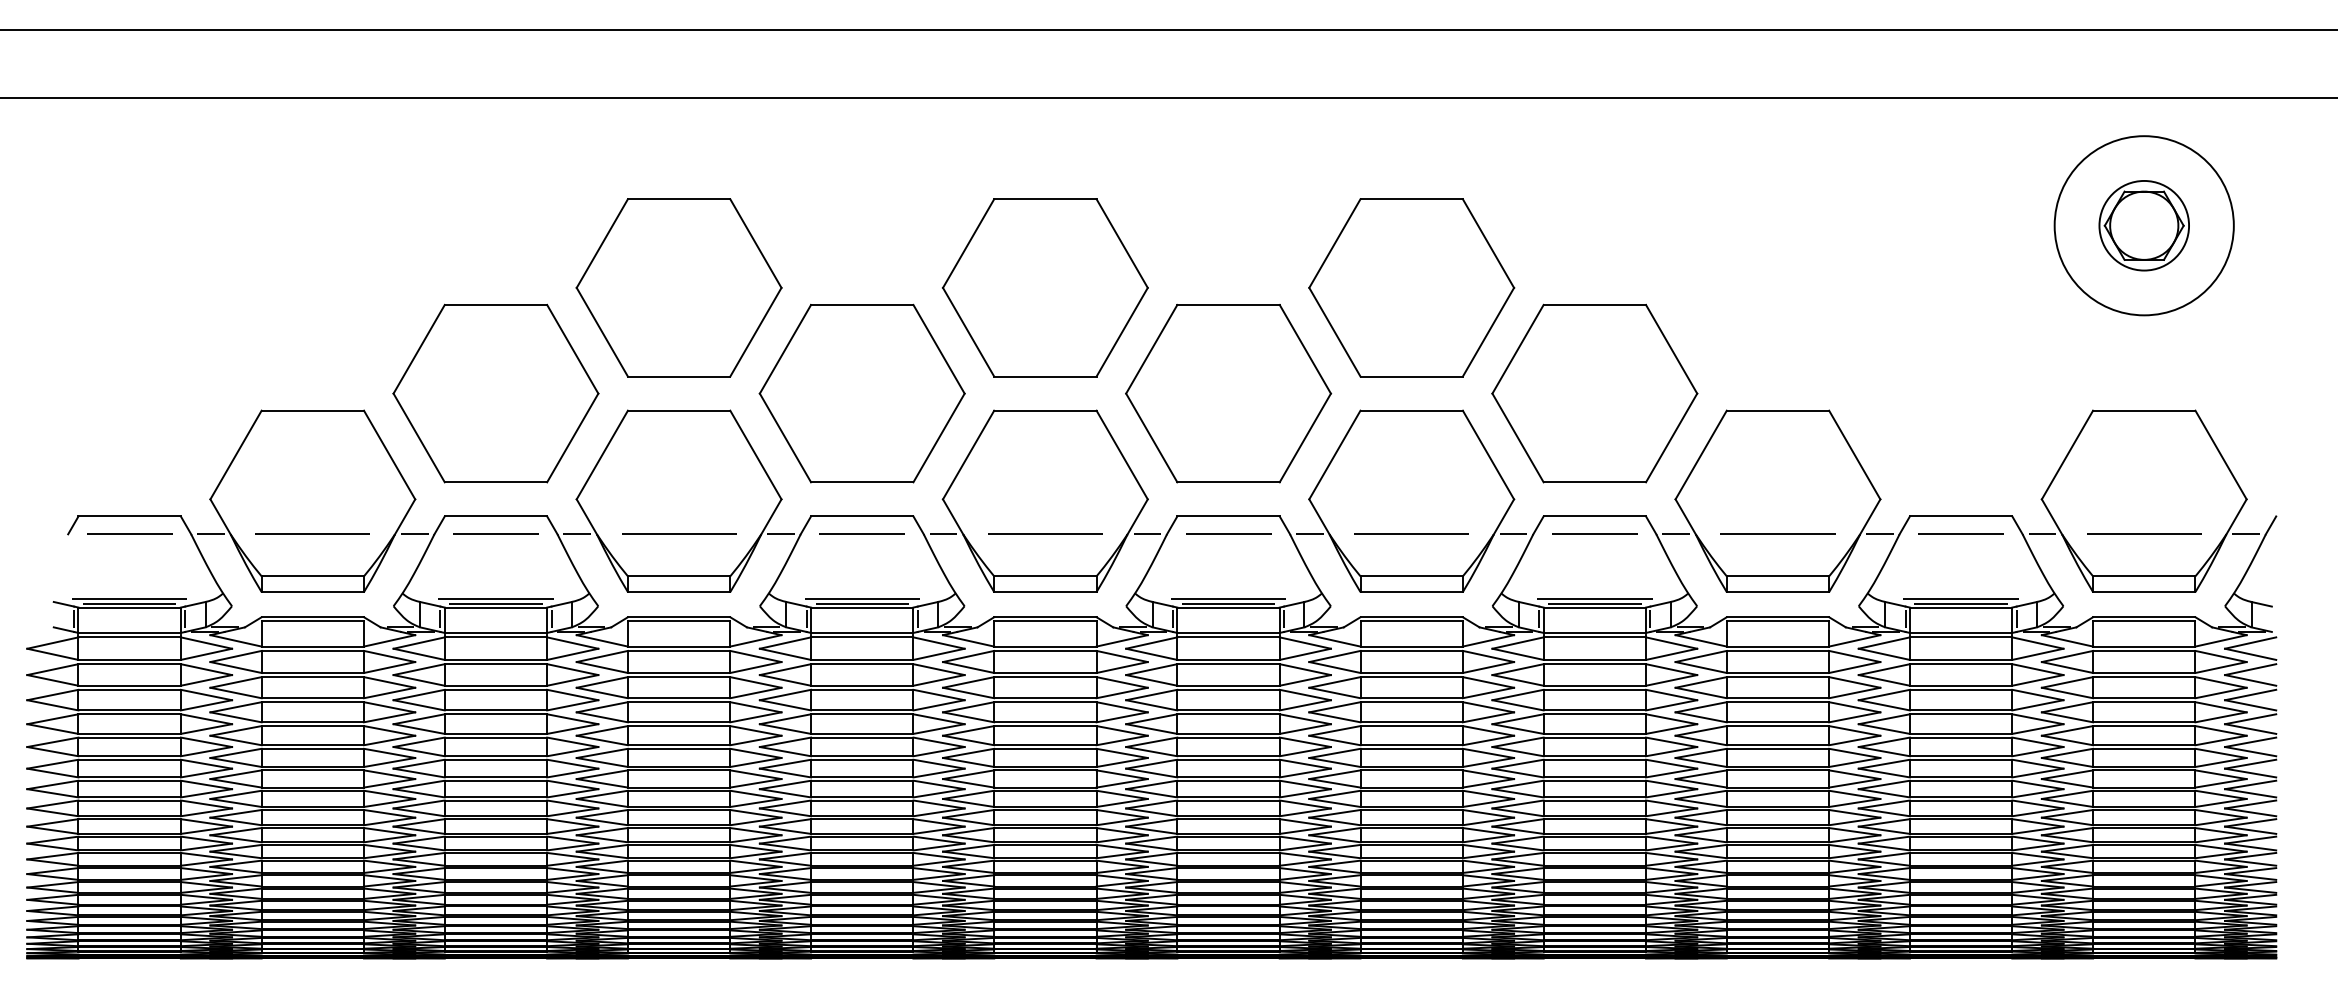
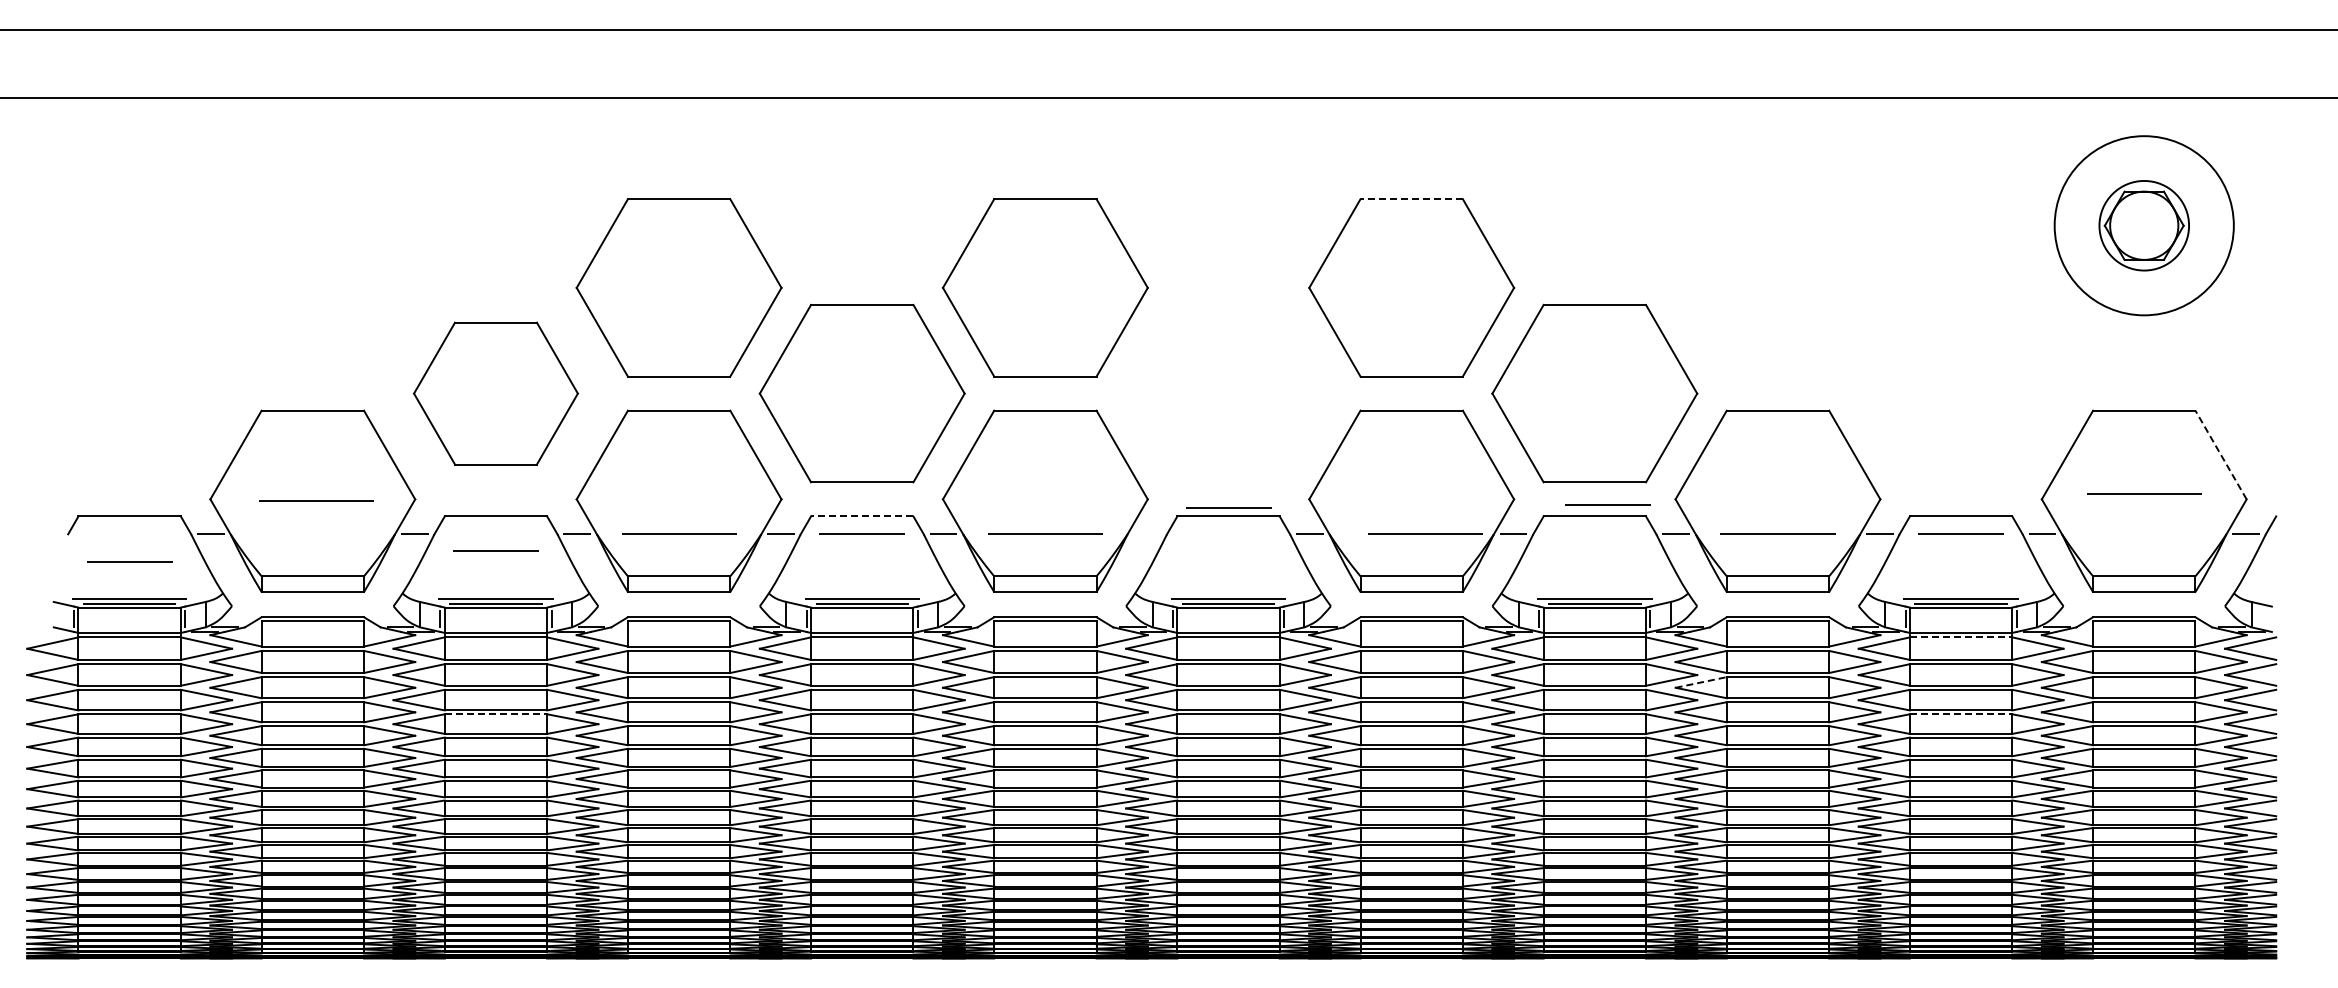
line: solid -> dashed (1411, 199)
part size: 208x181 px -> 167x145 px (495, 393)
part: present -> none (1228, 393)
line: solid -> dashed (2220, 454)
line: solid -> dashed (861, 516)
line position: (129, 533) -> (129, 561) (129, 561)
line position: (312, 533) -> (316, 500) (316, 500)
line position: (495, 533) -> (495, 550) (495, 550)
line position: (1228, 533) -> (1228, 507) (1228, 507)
line position: (1411, 533) -> (1425, 533) (1425, 533)
line position: (1594, 533) -> (1607, 504) (1607, 504)
line position: (2144, 533) -> (2144, 493) (2144, 493)
line: present -> none (1147, 534)
line: solid -> dashed (1961, 637)
line: solid -> dashed (1701, 682)
line: solid -> dashed (496, 714)
line: solid -> dashed (1961, 714)
